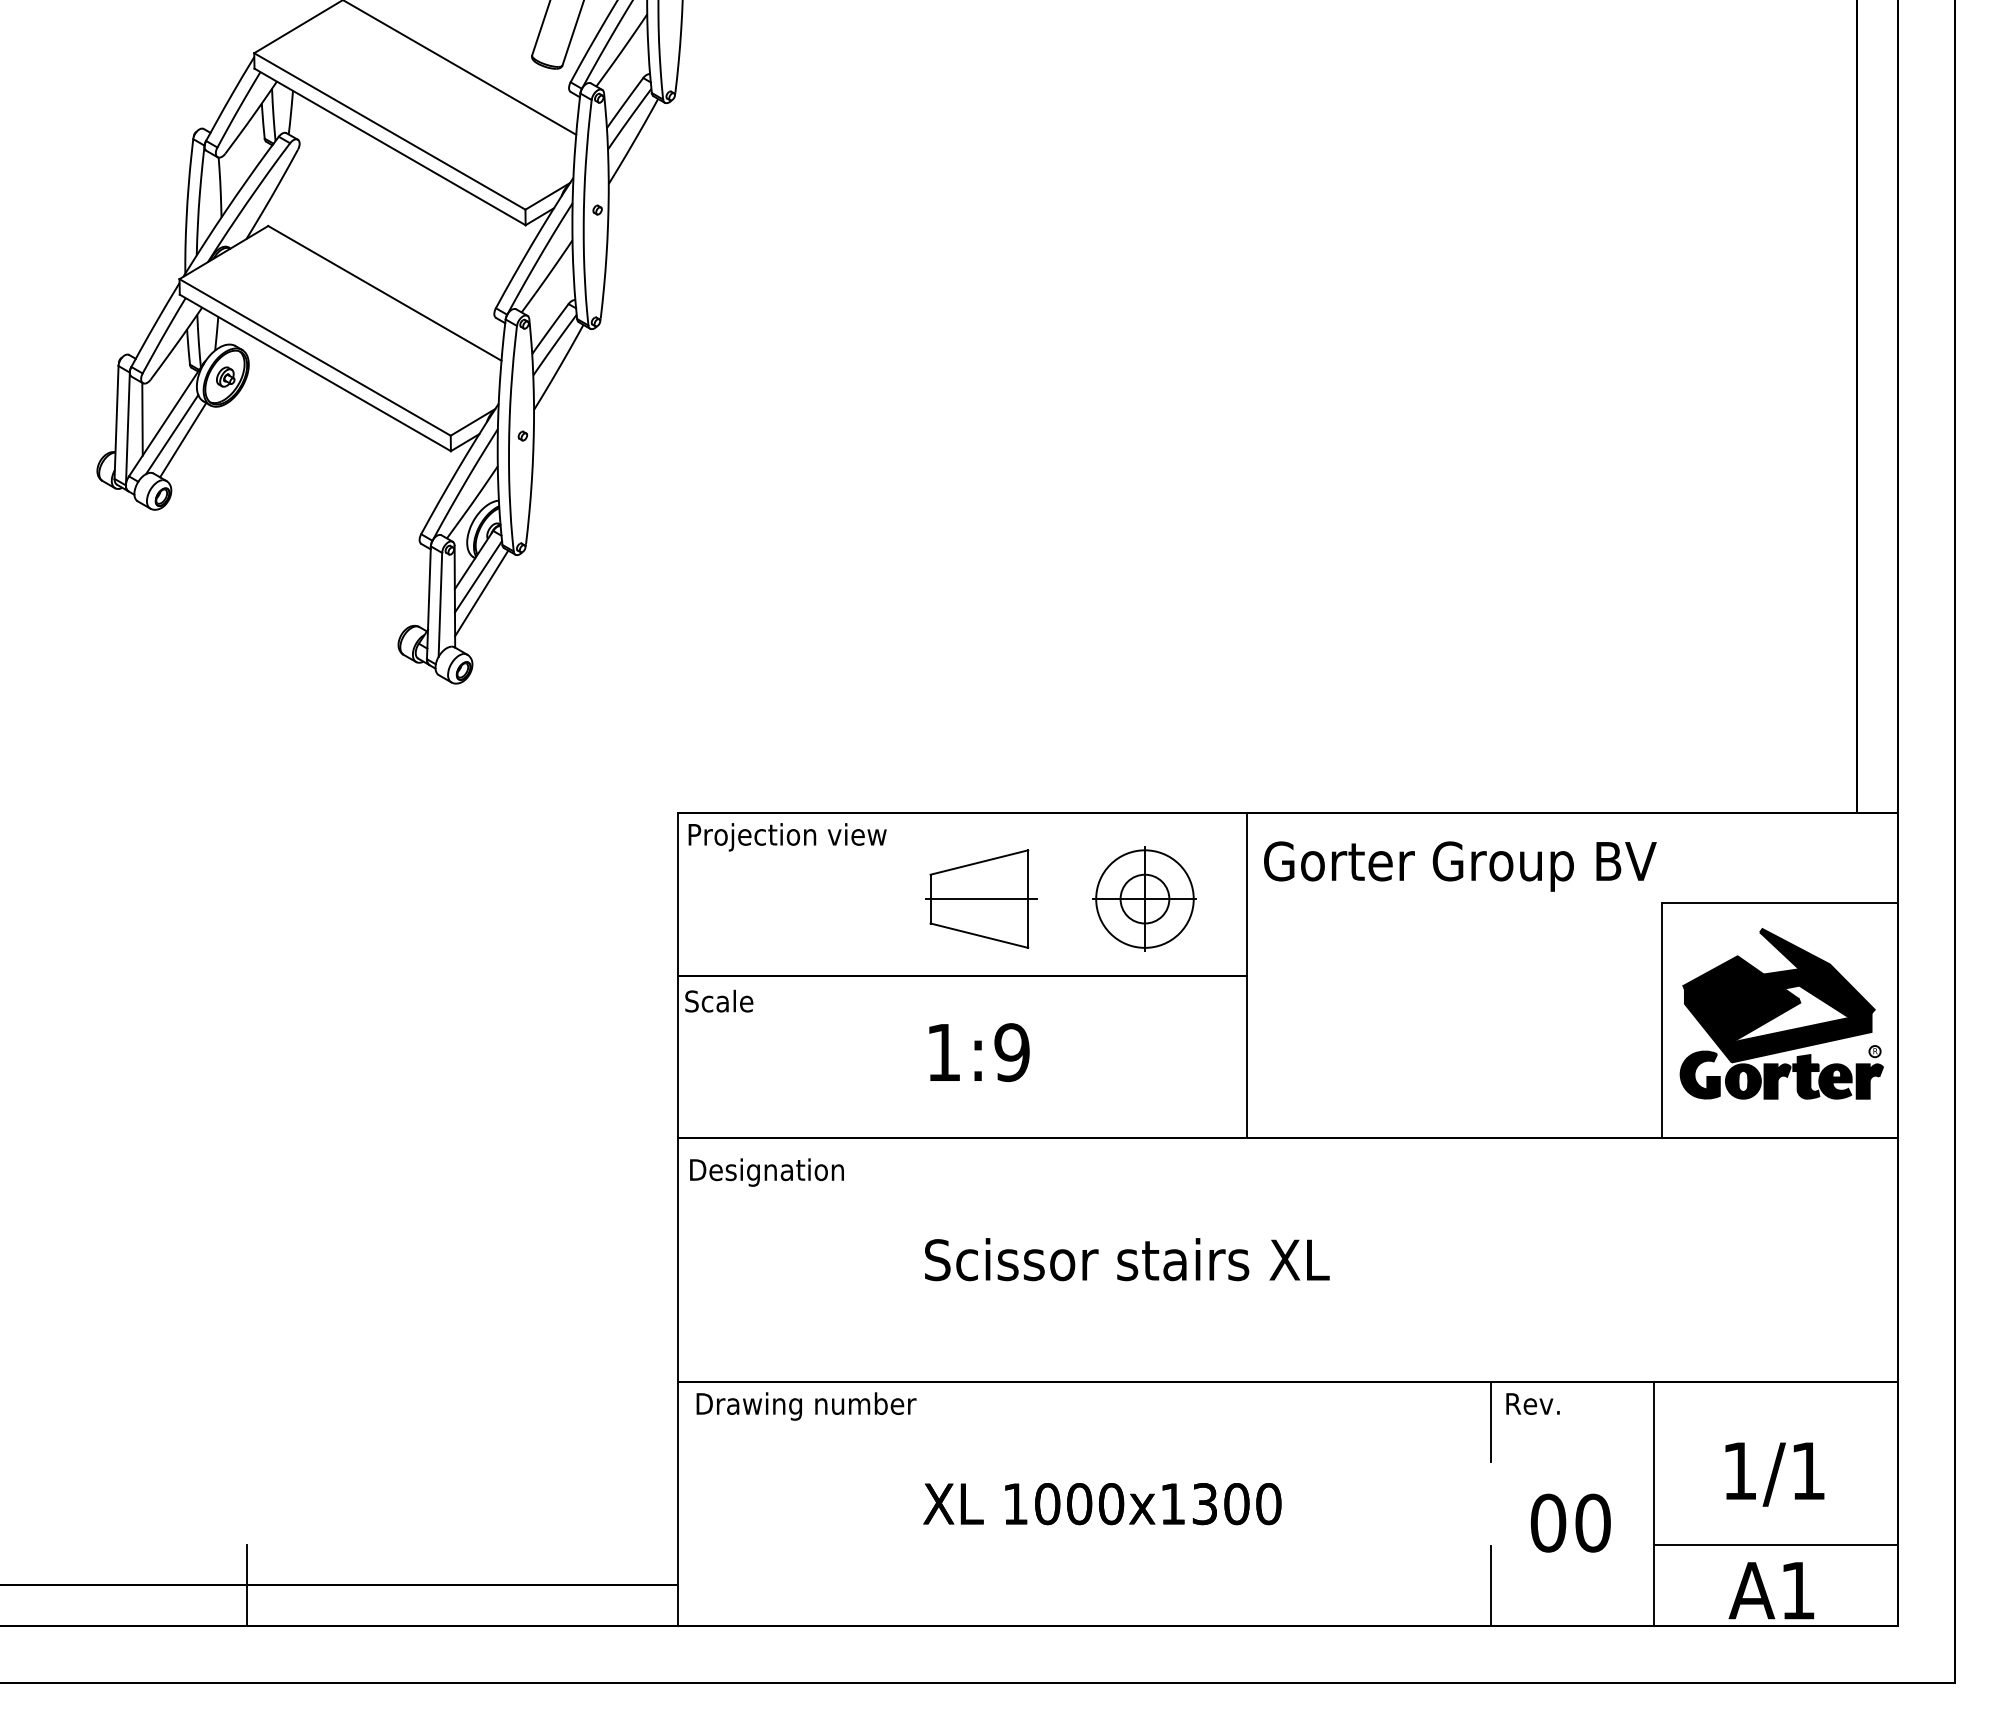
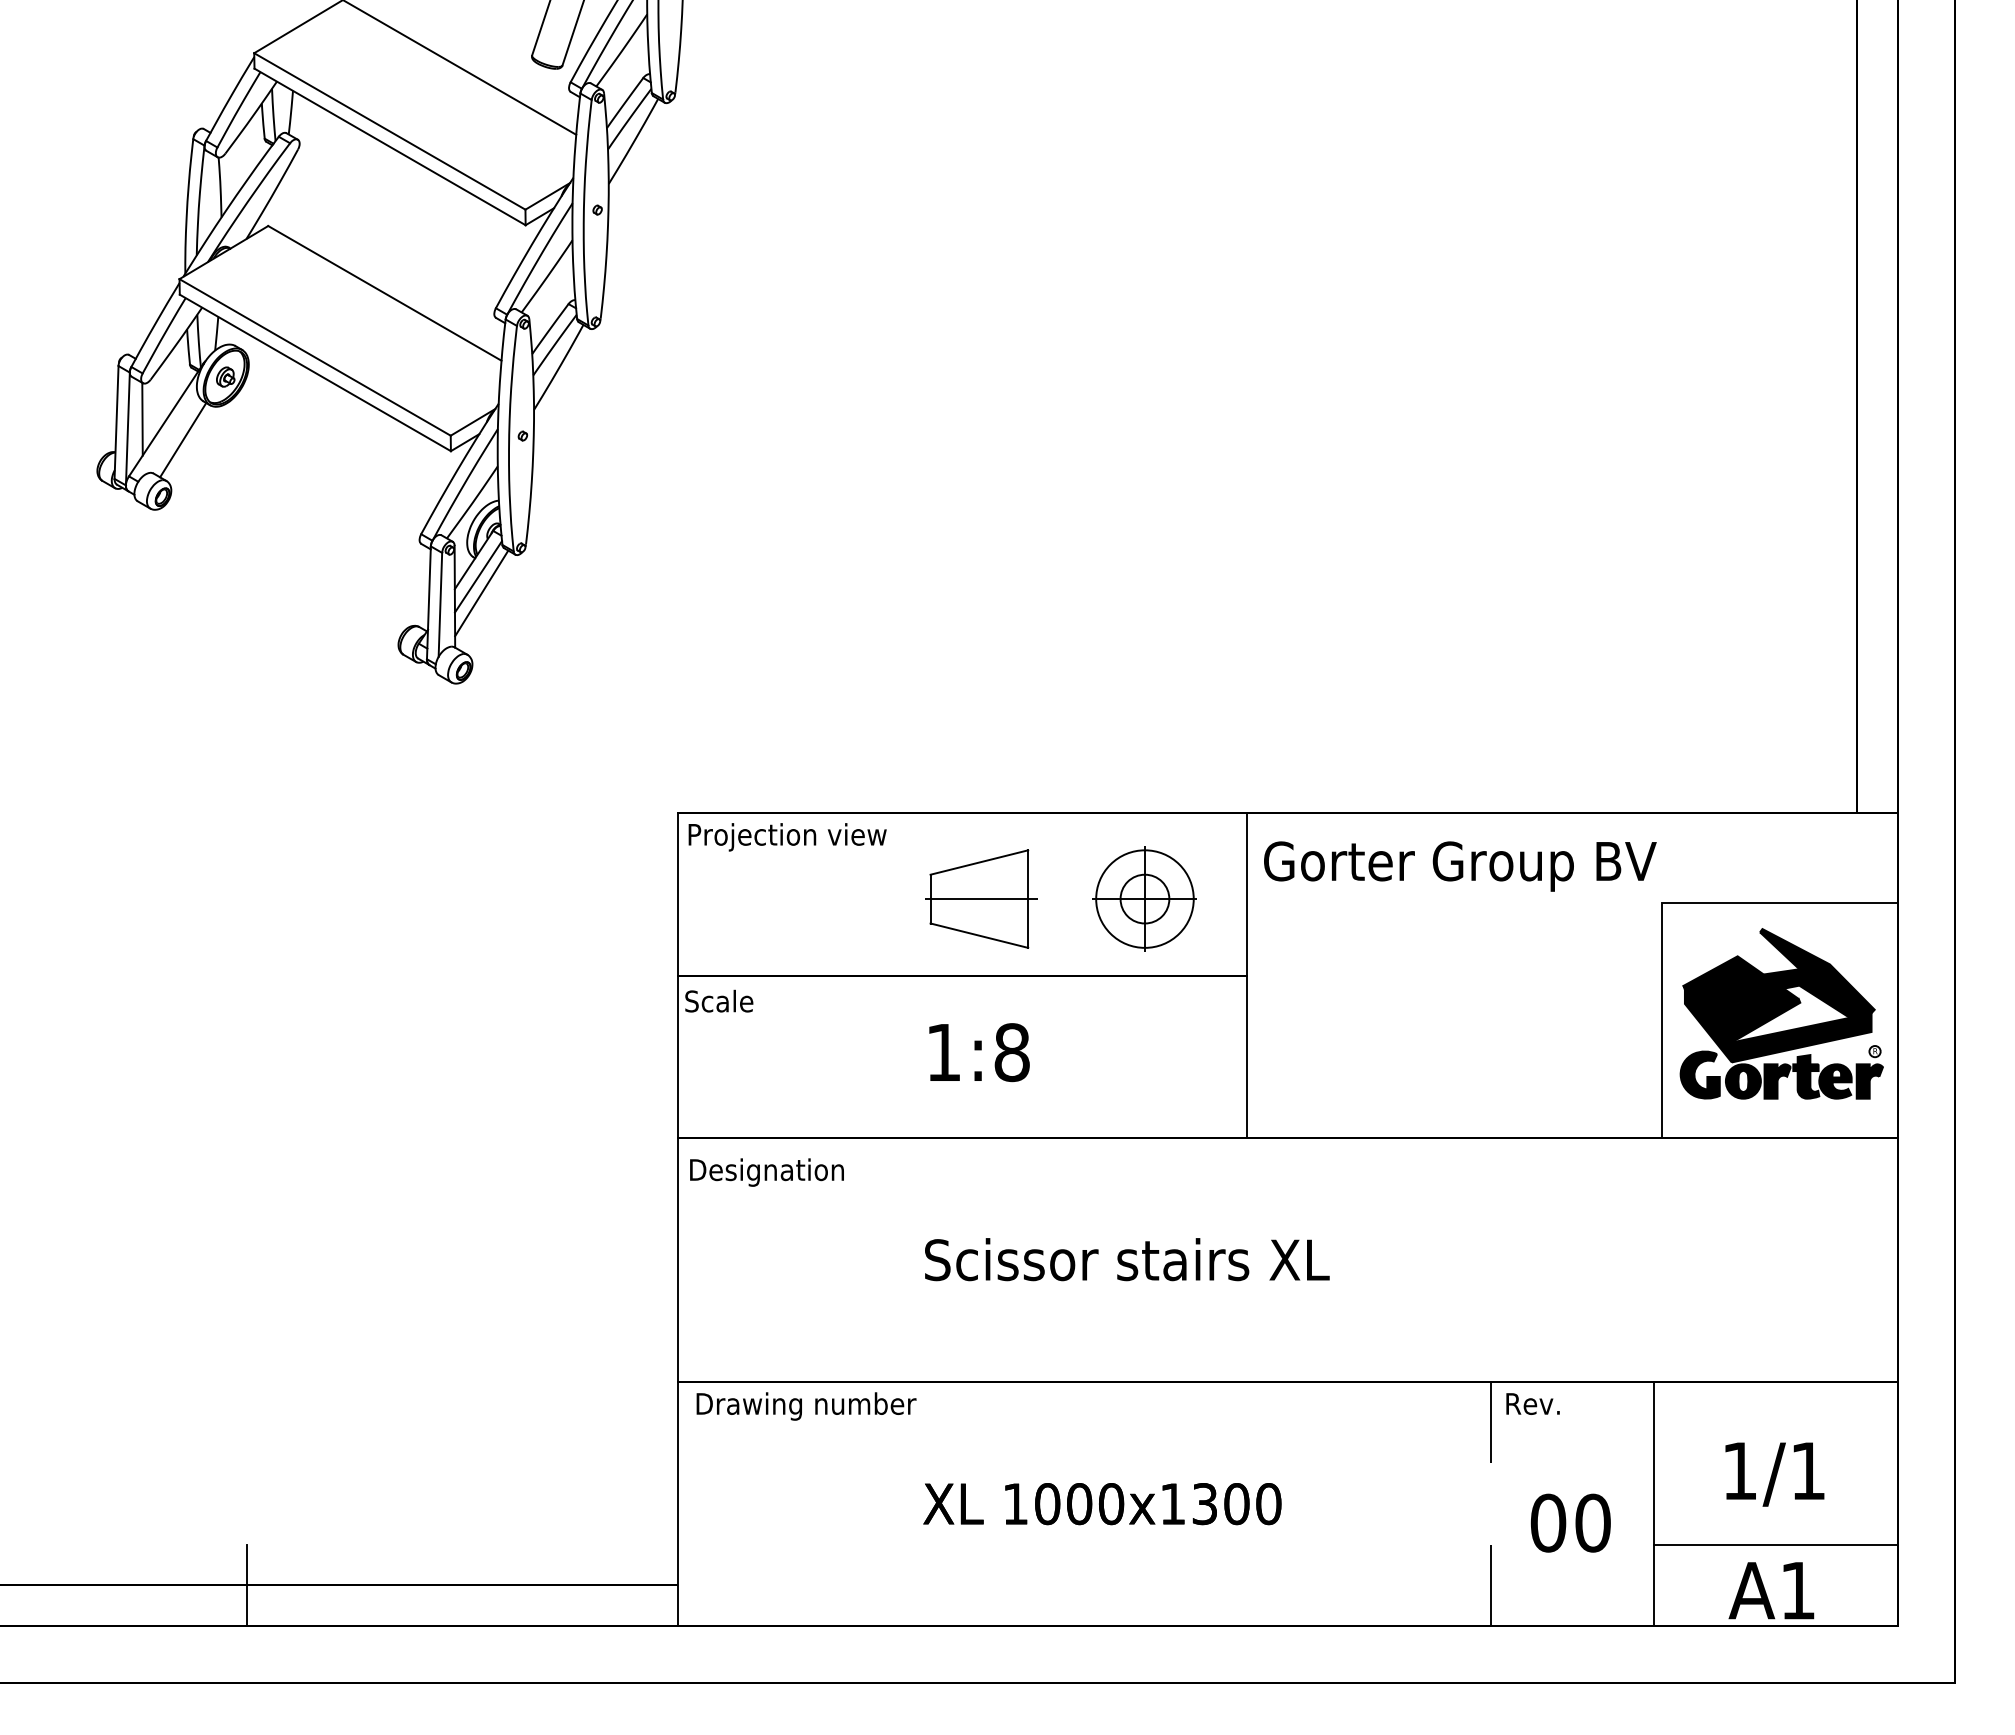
line: present -> none (172, 434)
text: 1:9 -> 1:8 (1011, 1052)
